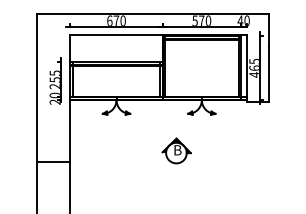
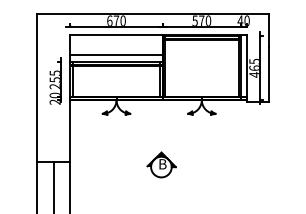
line: none -> present (116, 55)
part position: (176, 150) -> (161, 164) (161, 164)
line: none -> present (53, 186)
